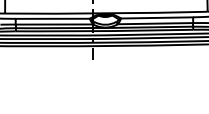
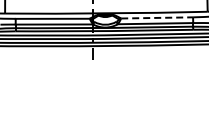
line: solid -> dashed (157, 17)
